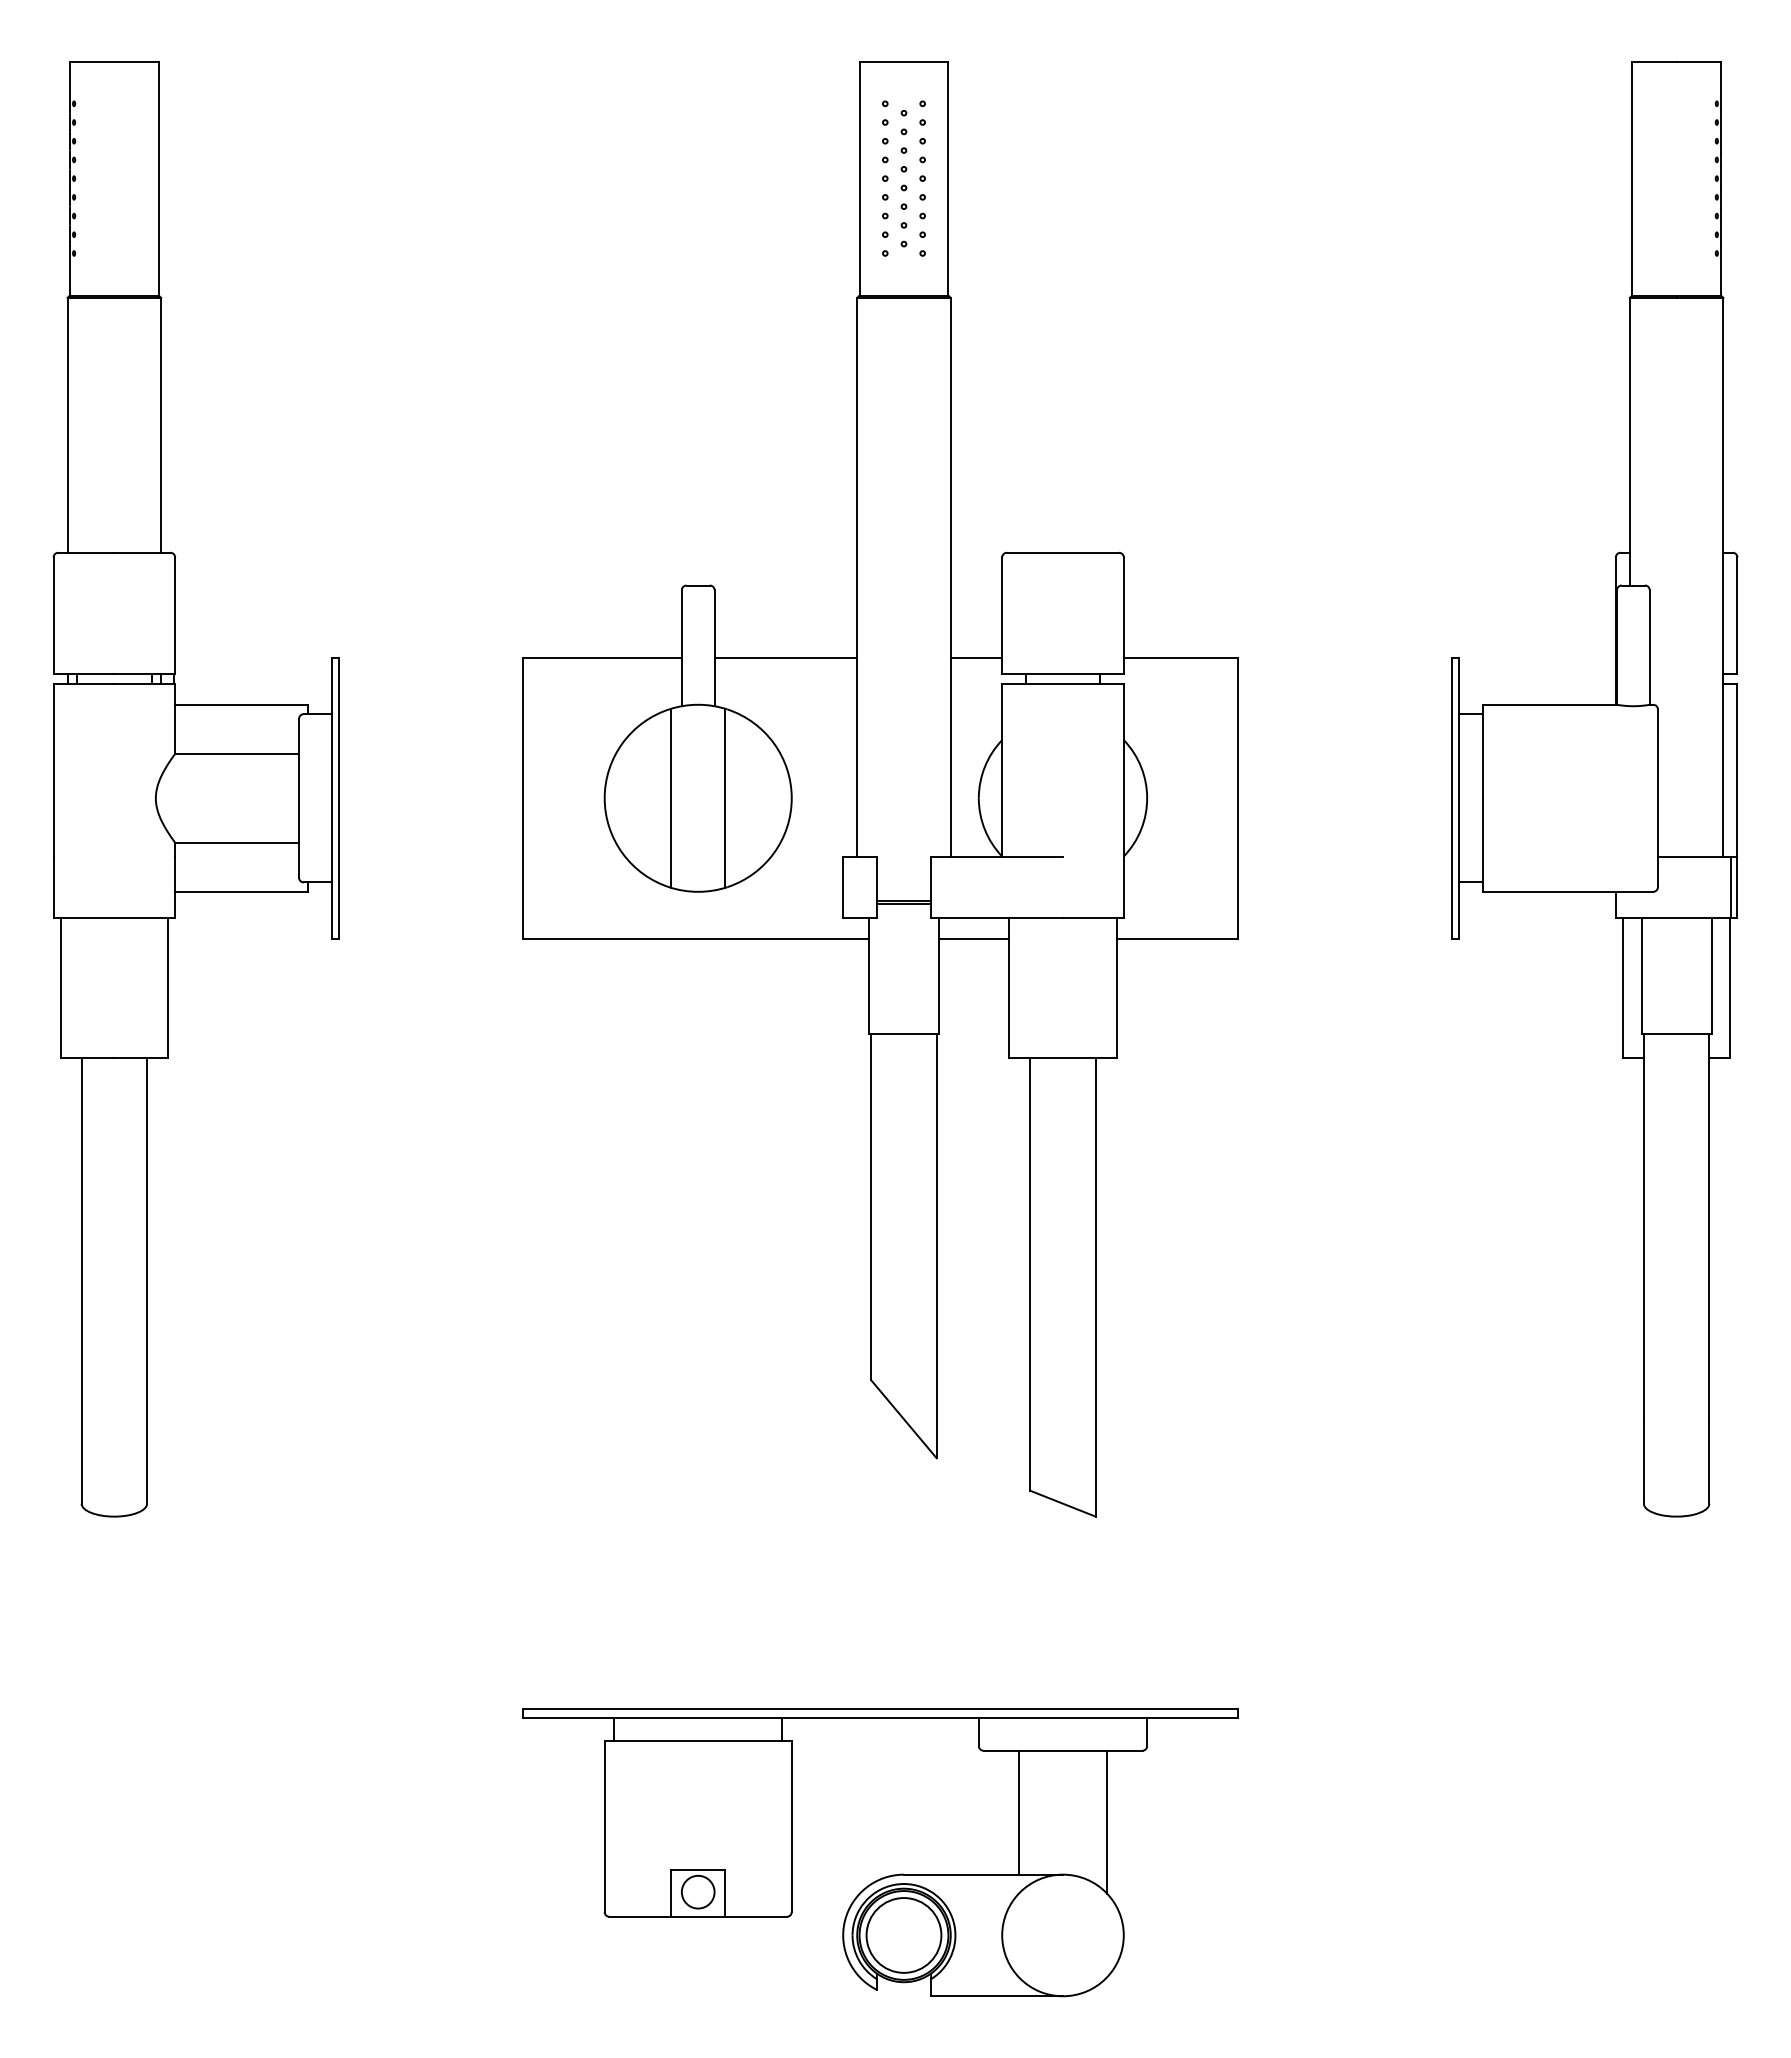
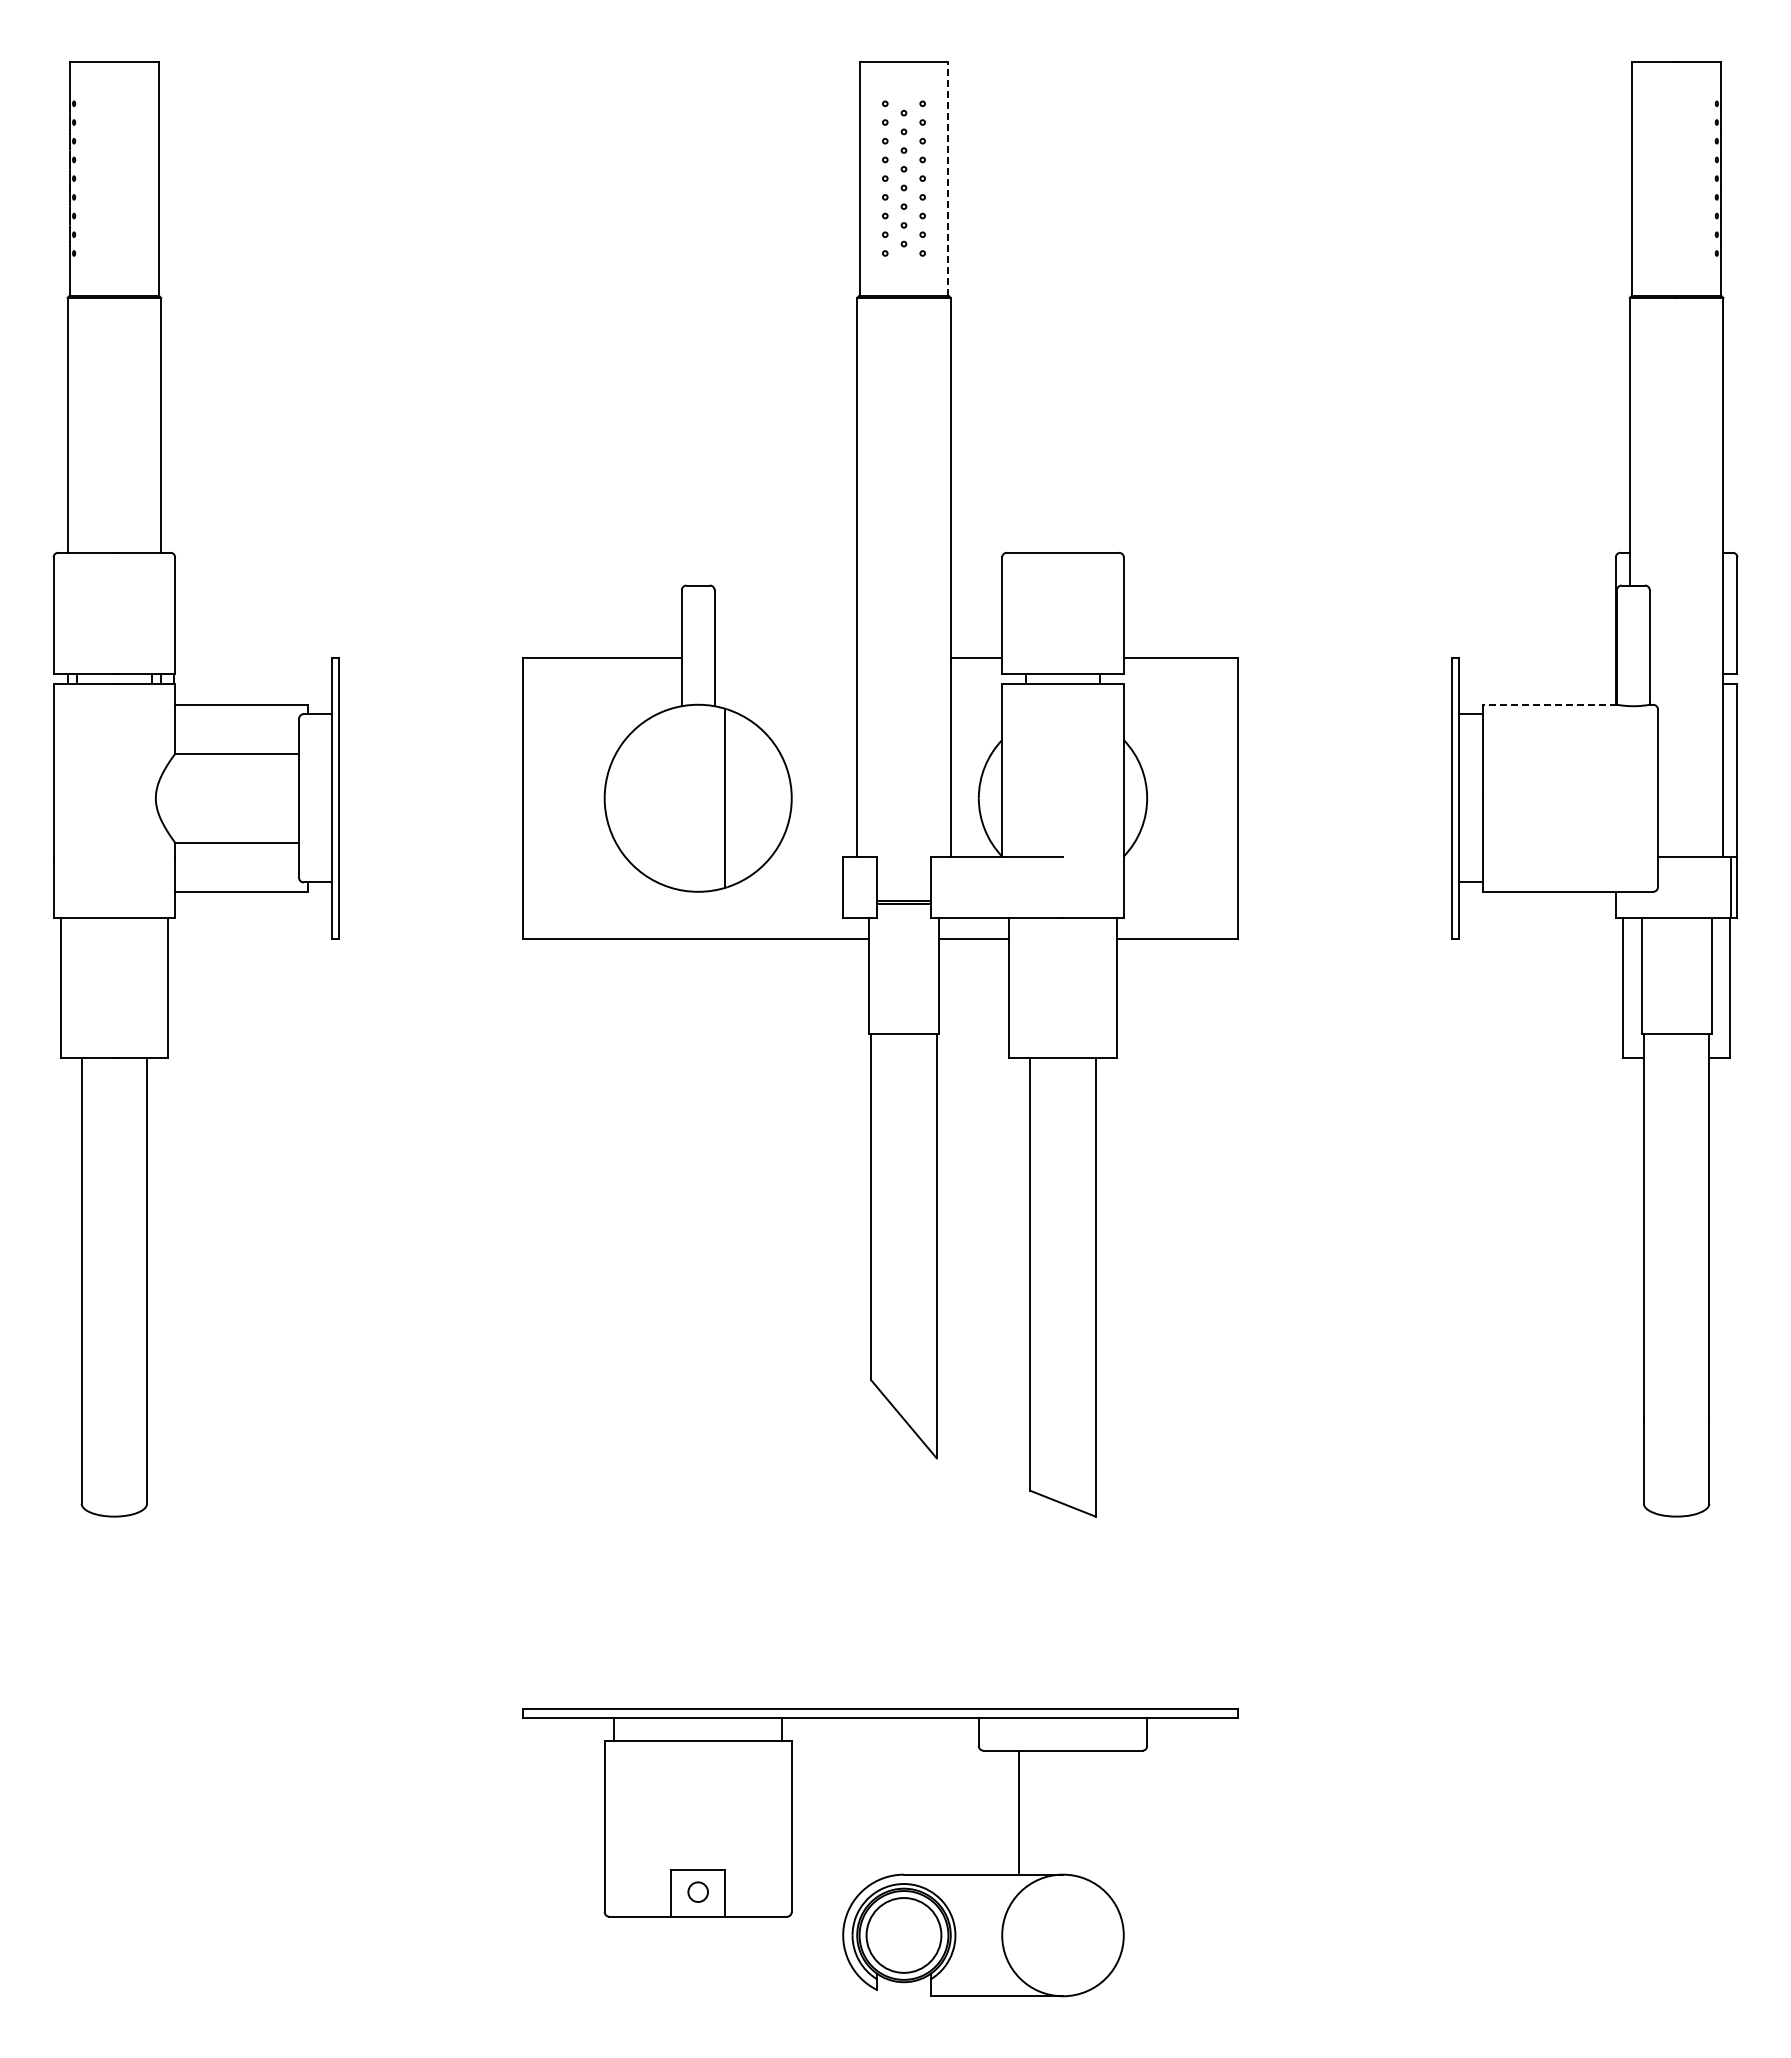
line: solid -> dashed (948, 178)
line: present -> none (785, 658)
line: solid -> dashed (1549, 704)
line: present -> none (671, 797)
line: present -> none (1107, 1821)
circle diameter: 33 px -> 20 px (698, 1892)
